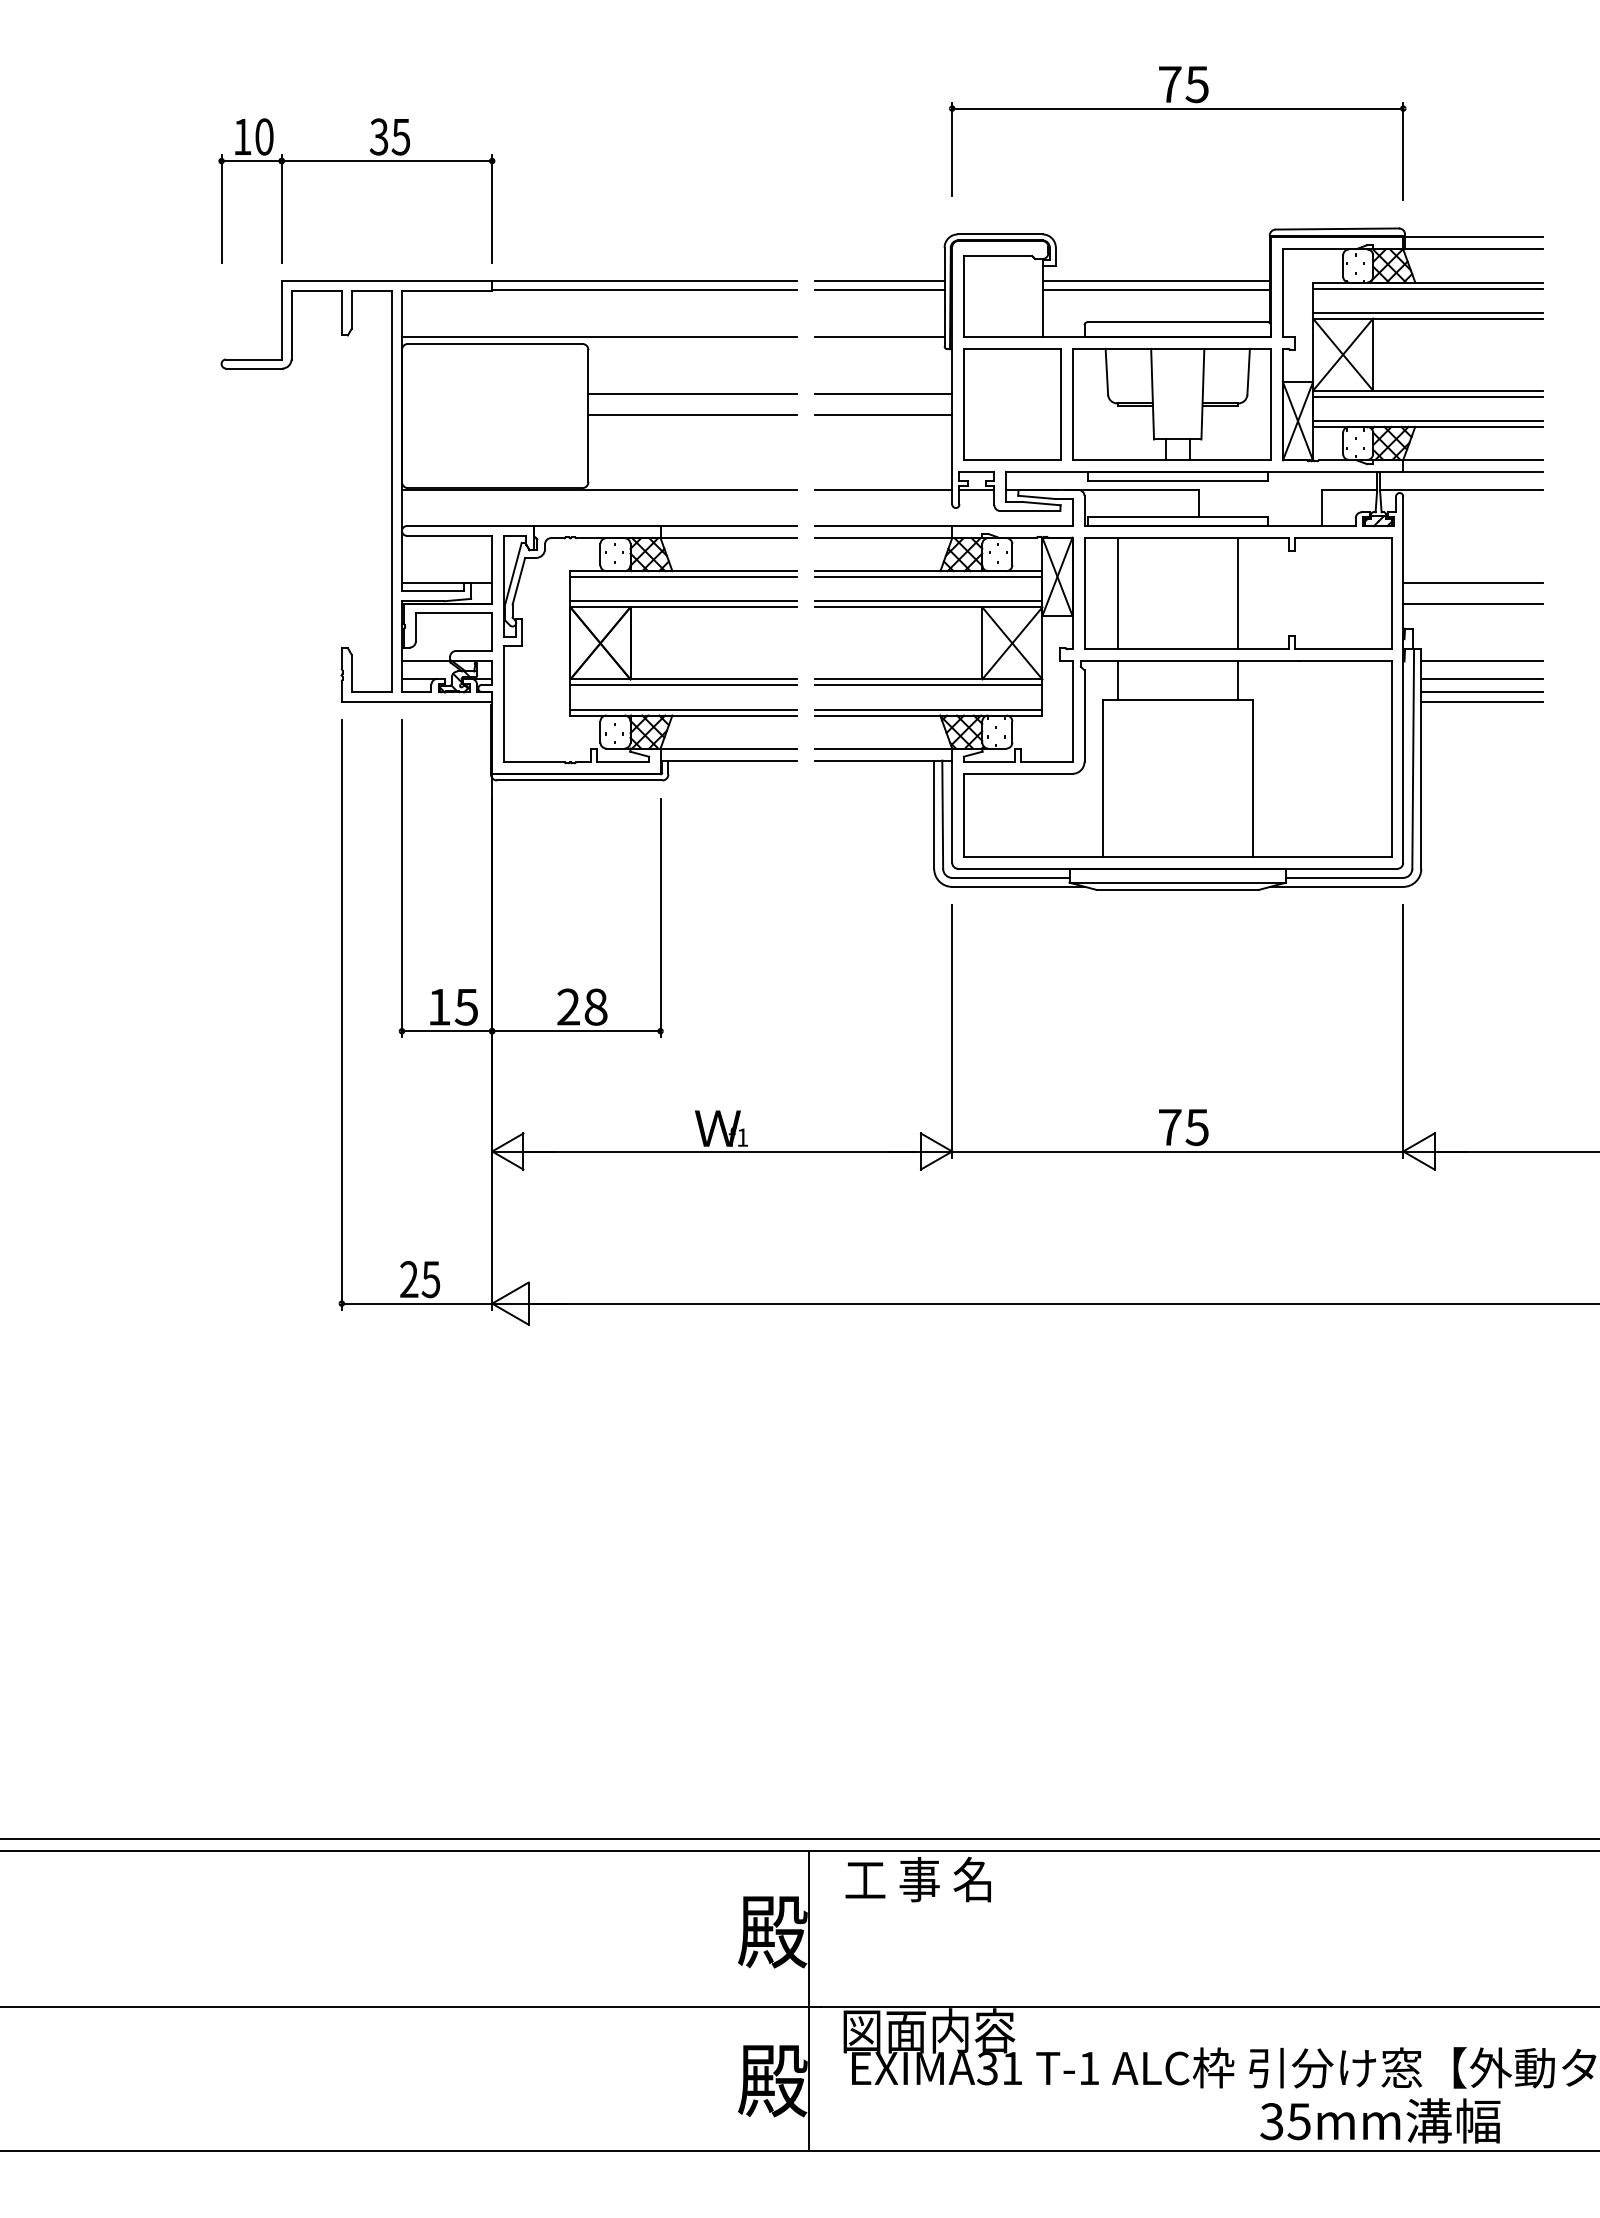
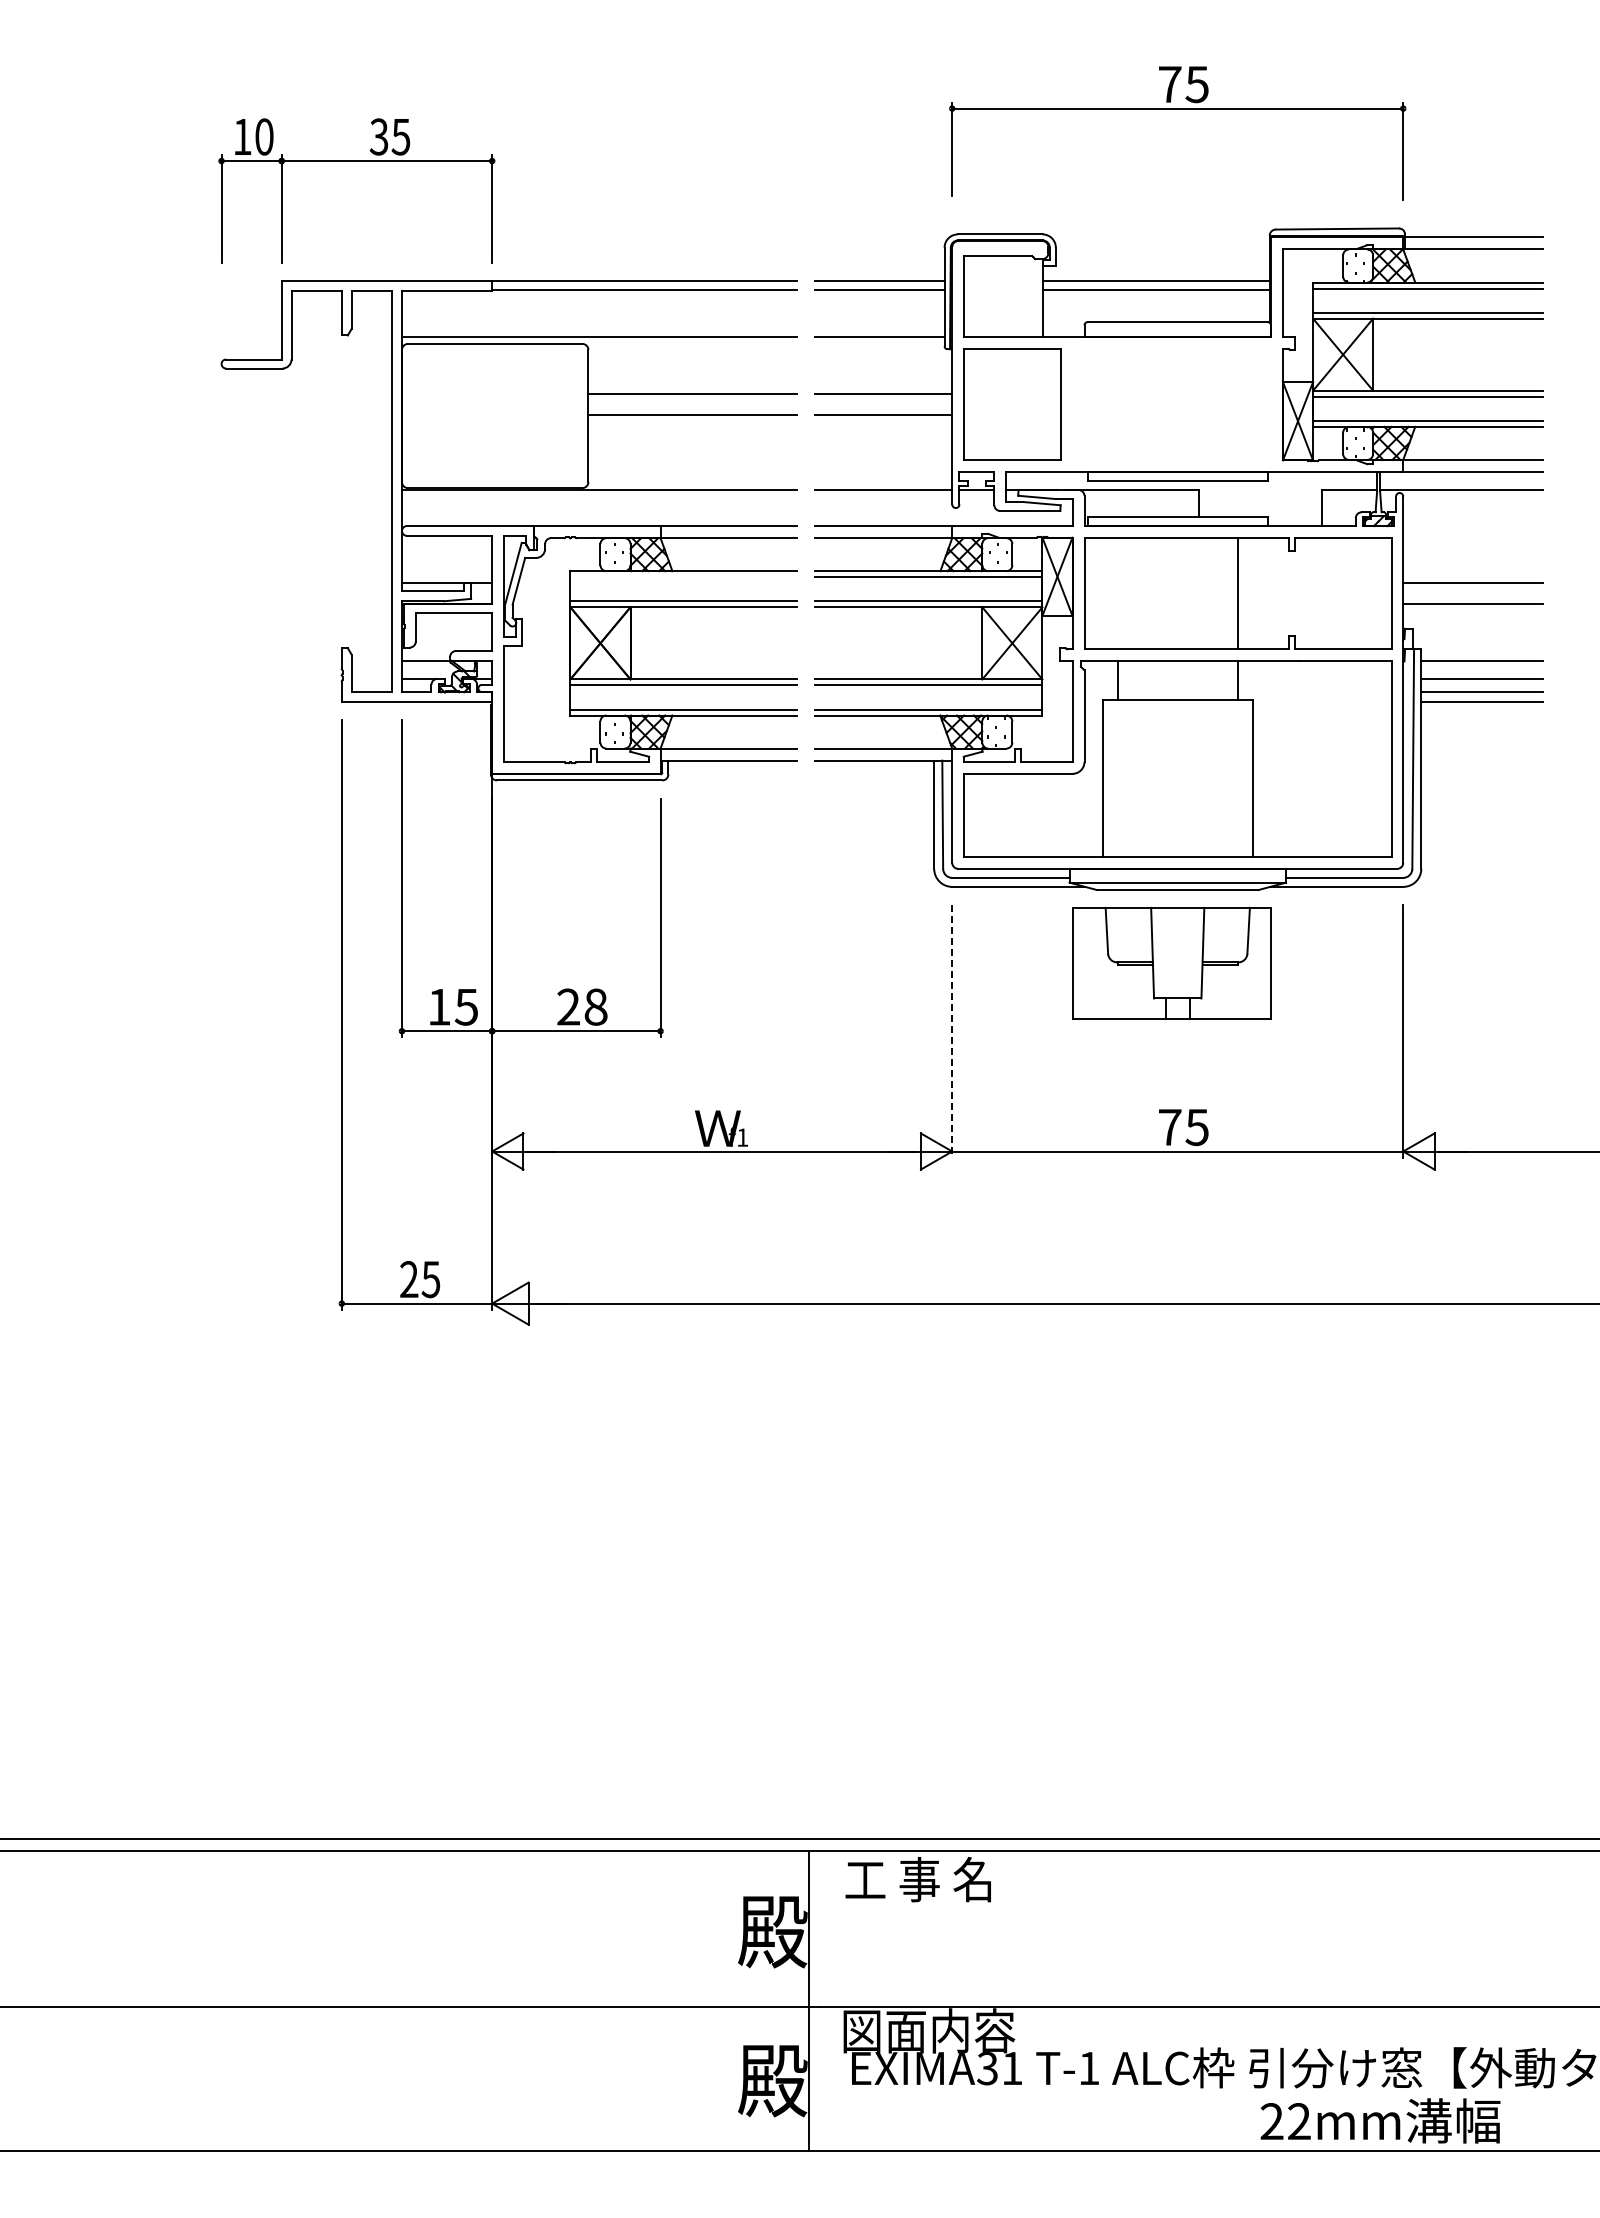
part position: (1171, 404) -> (1171, 963) (1171, 963)
line: present -> none (683, 577)
line: present -> none (1117, 593)
line: solid -> dashed (952, 1031)
text: 35mm -> 22mm (1285, 2121)
